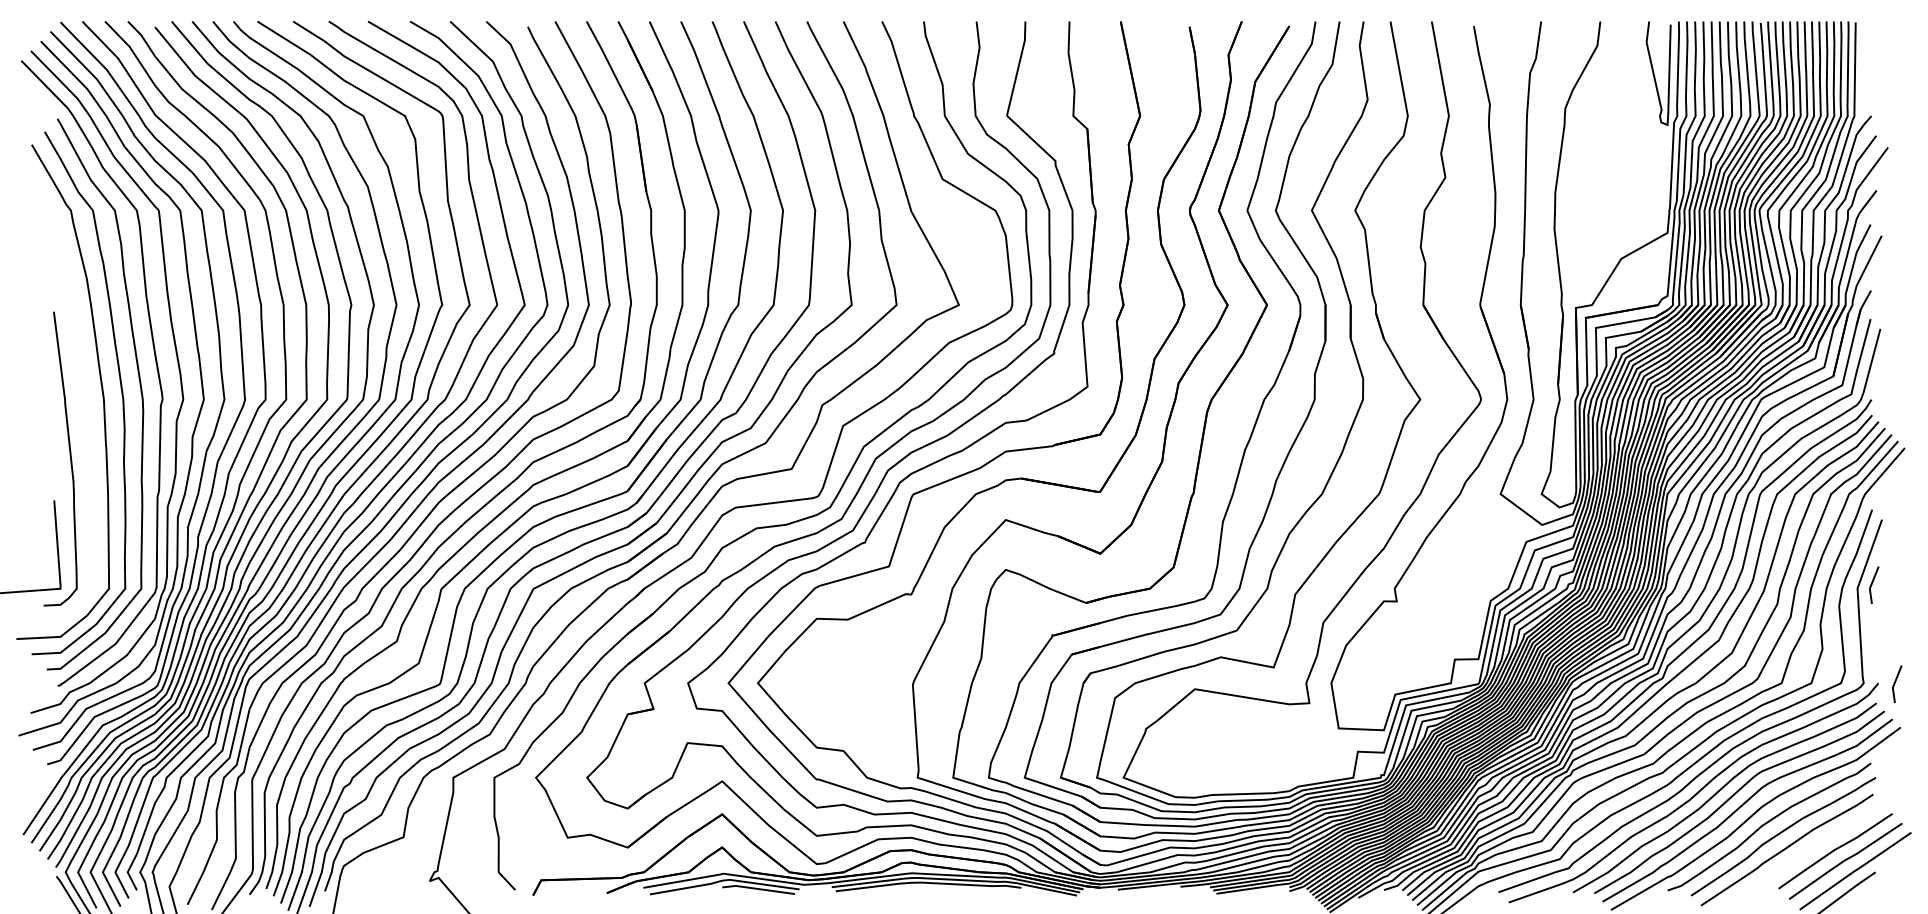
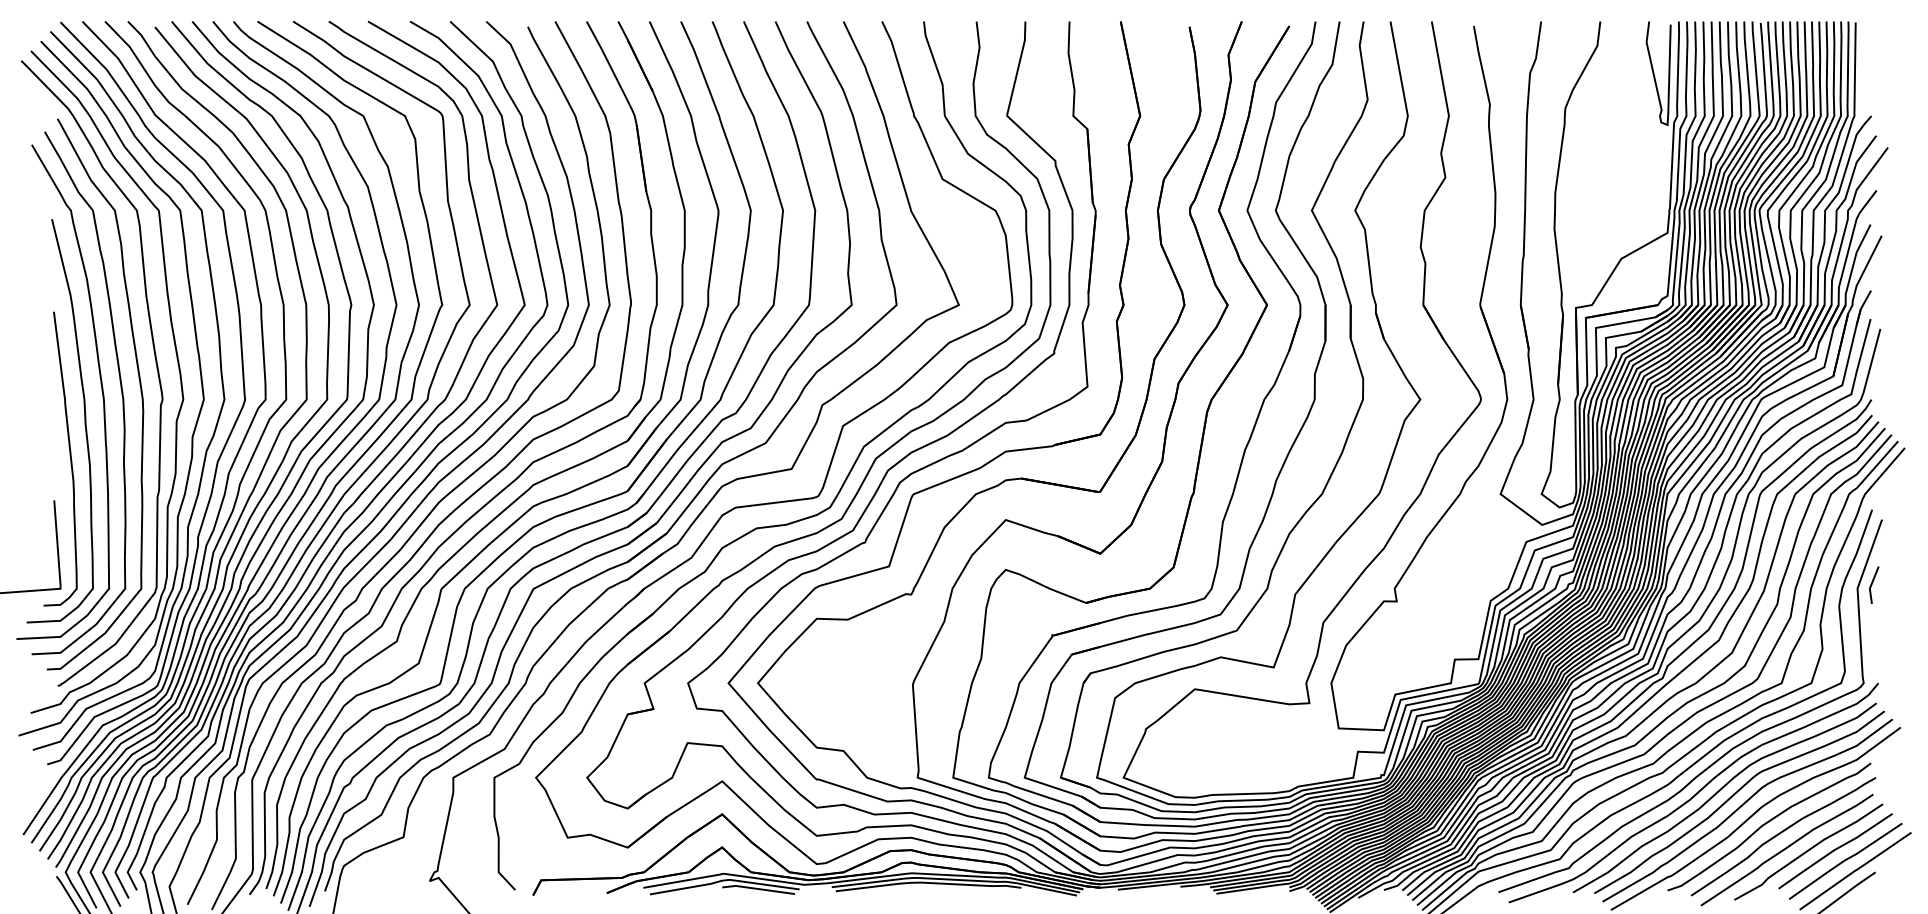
curve: none -> present (84, 421)
line: present -> none (1895, 683)
curve: none -> present (1808, 851)
